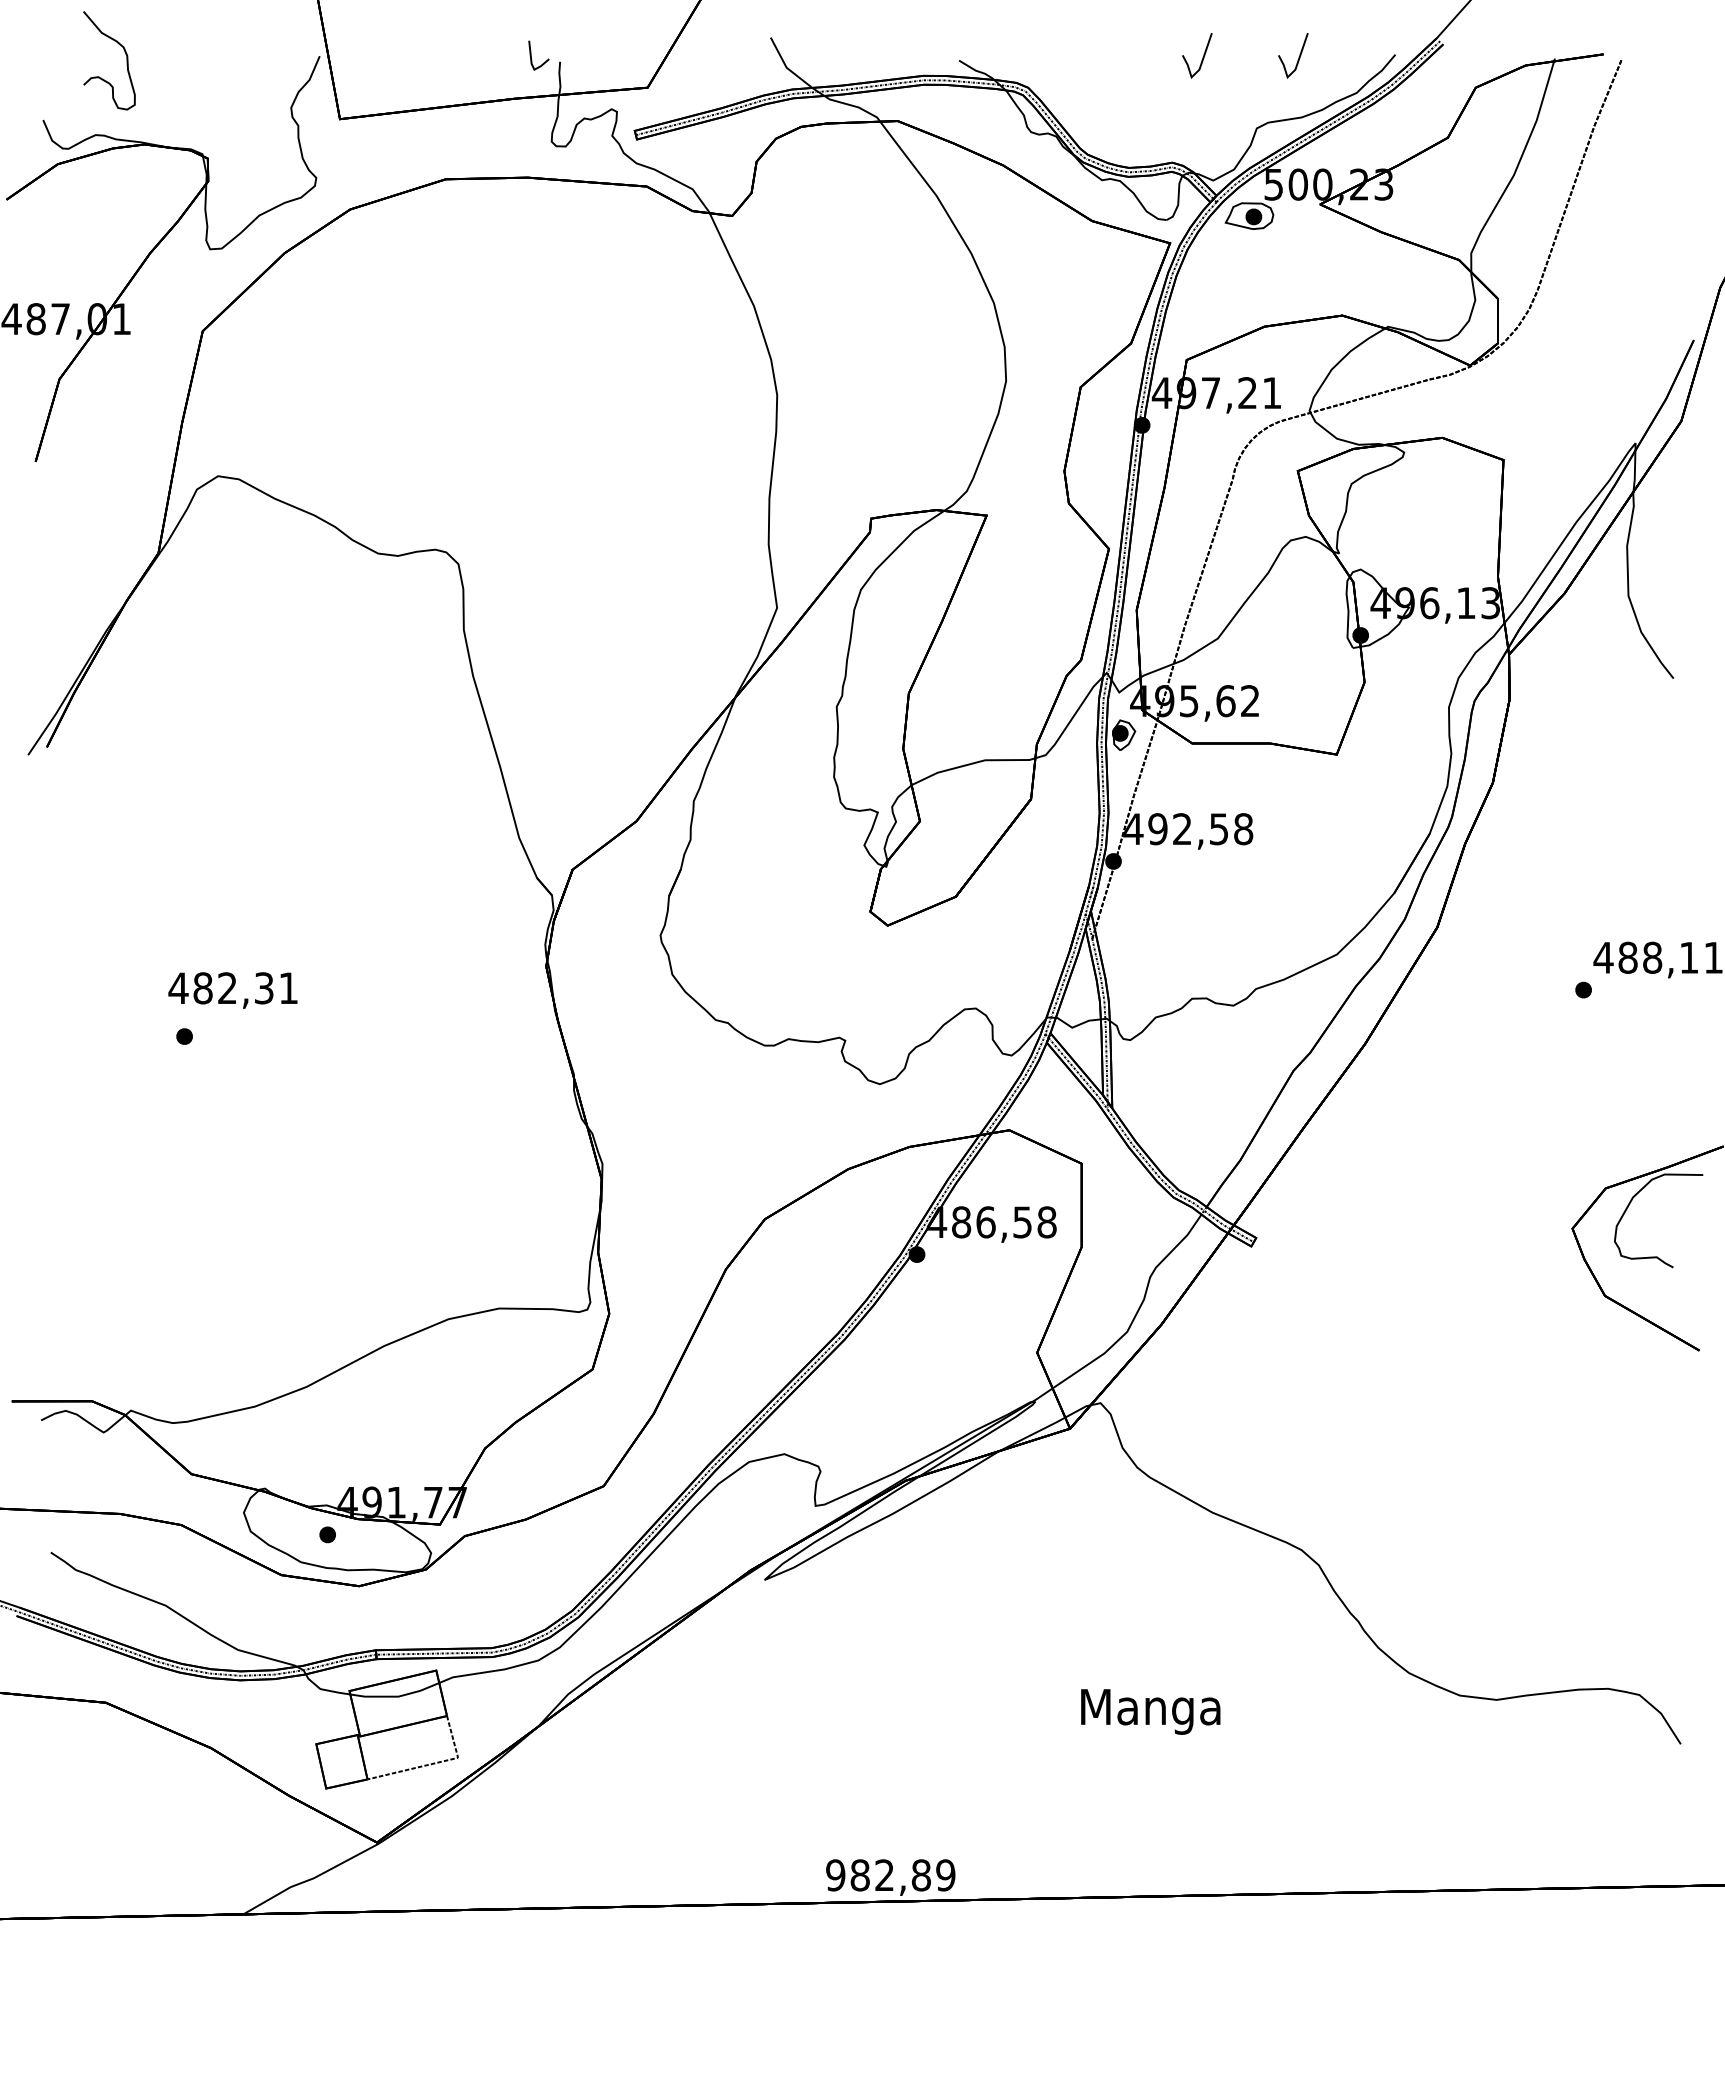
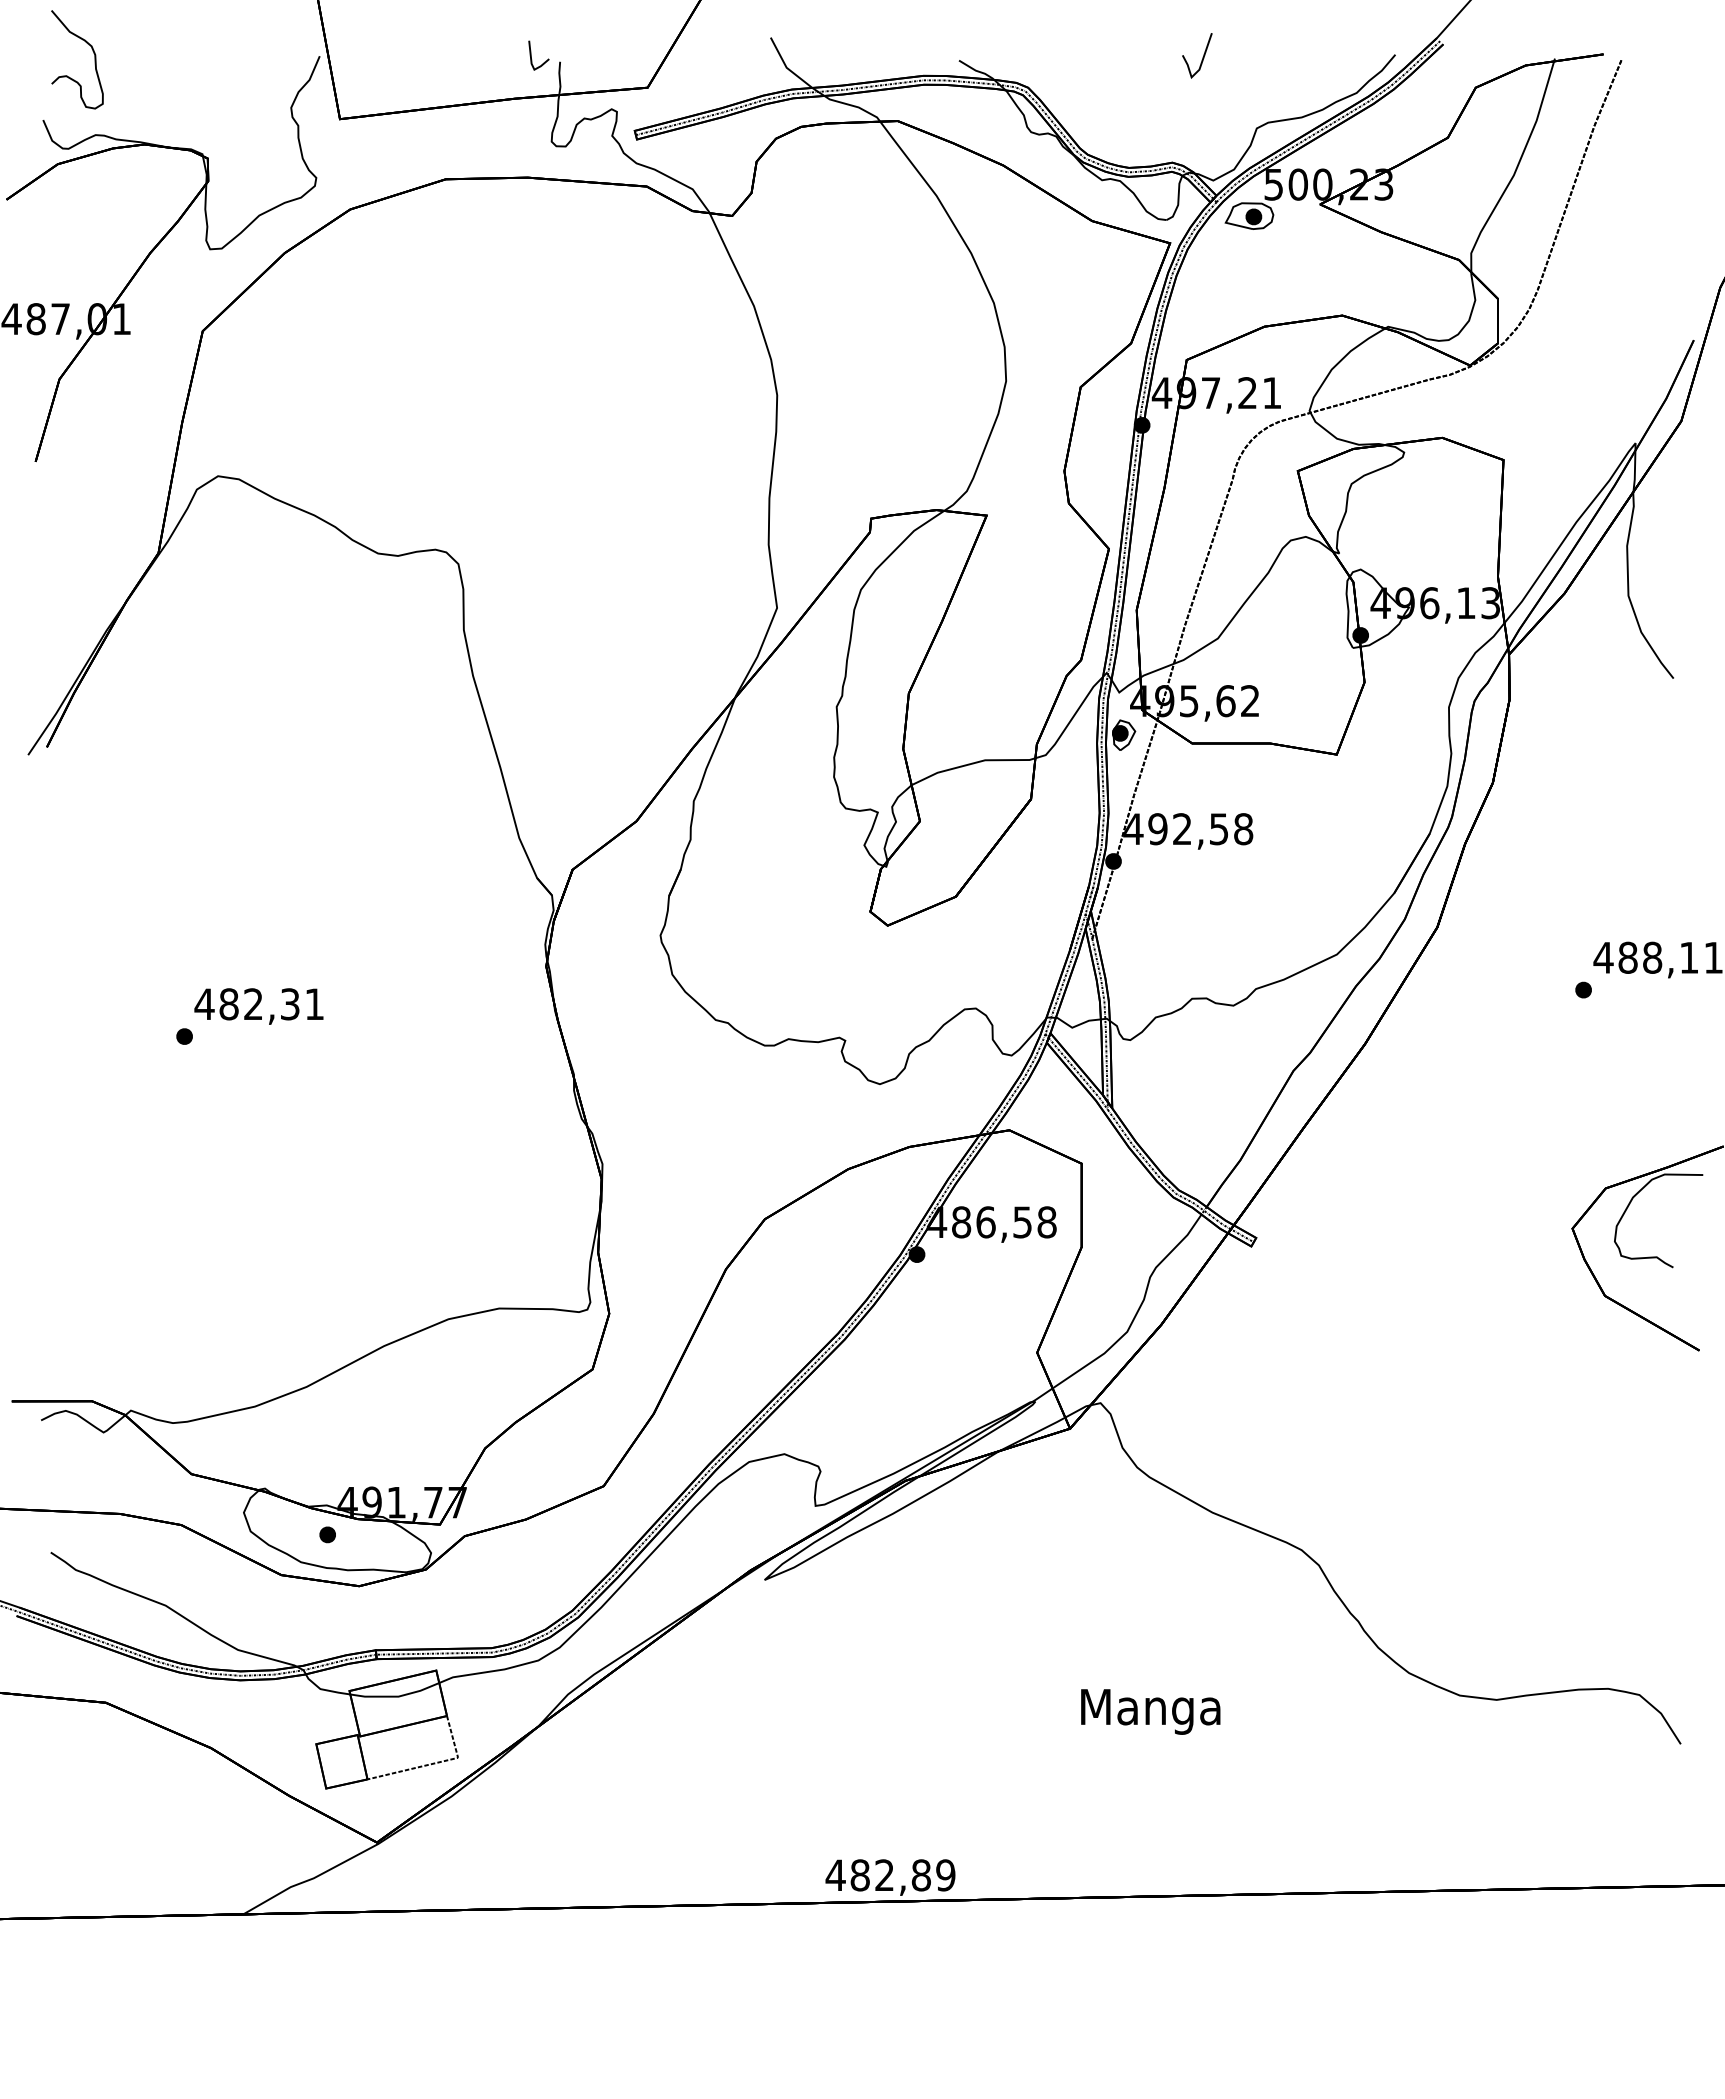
curve position: (124, 52) -> (92, 51) (92, 51)
line: present -> none (1298, 57)
text position: (232, 990) -> (258, 1006) (258, 1006)
text: 982,89 -> 482,89 (835, 1875)
